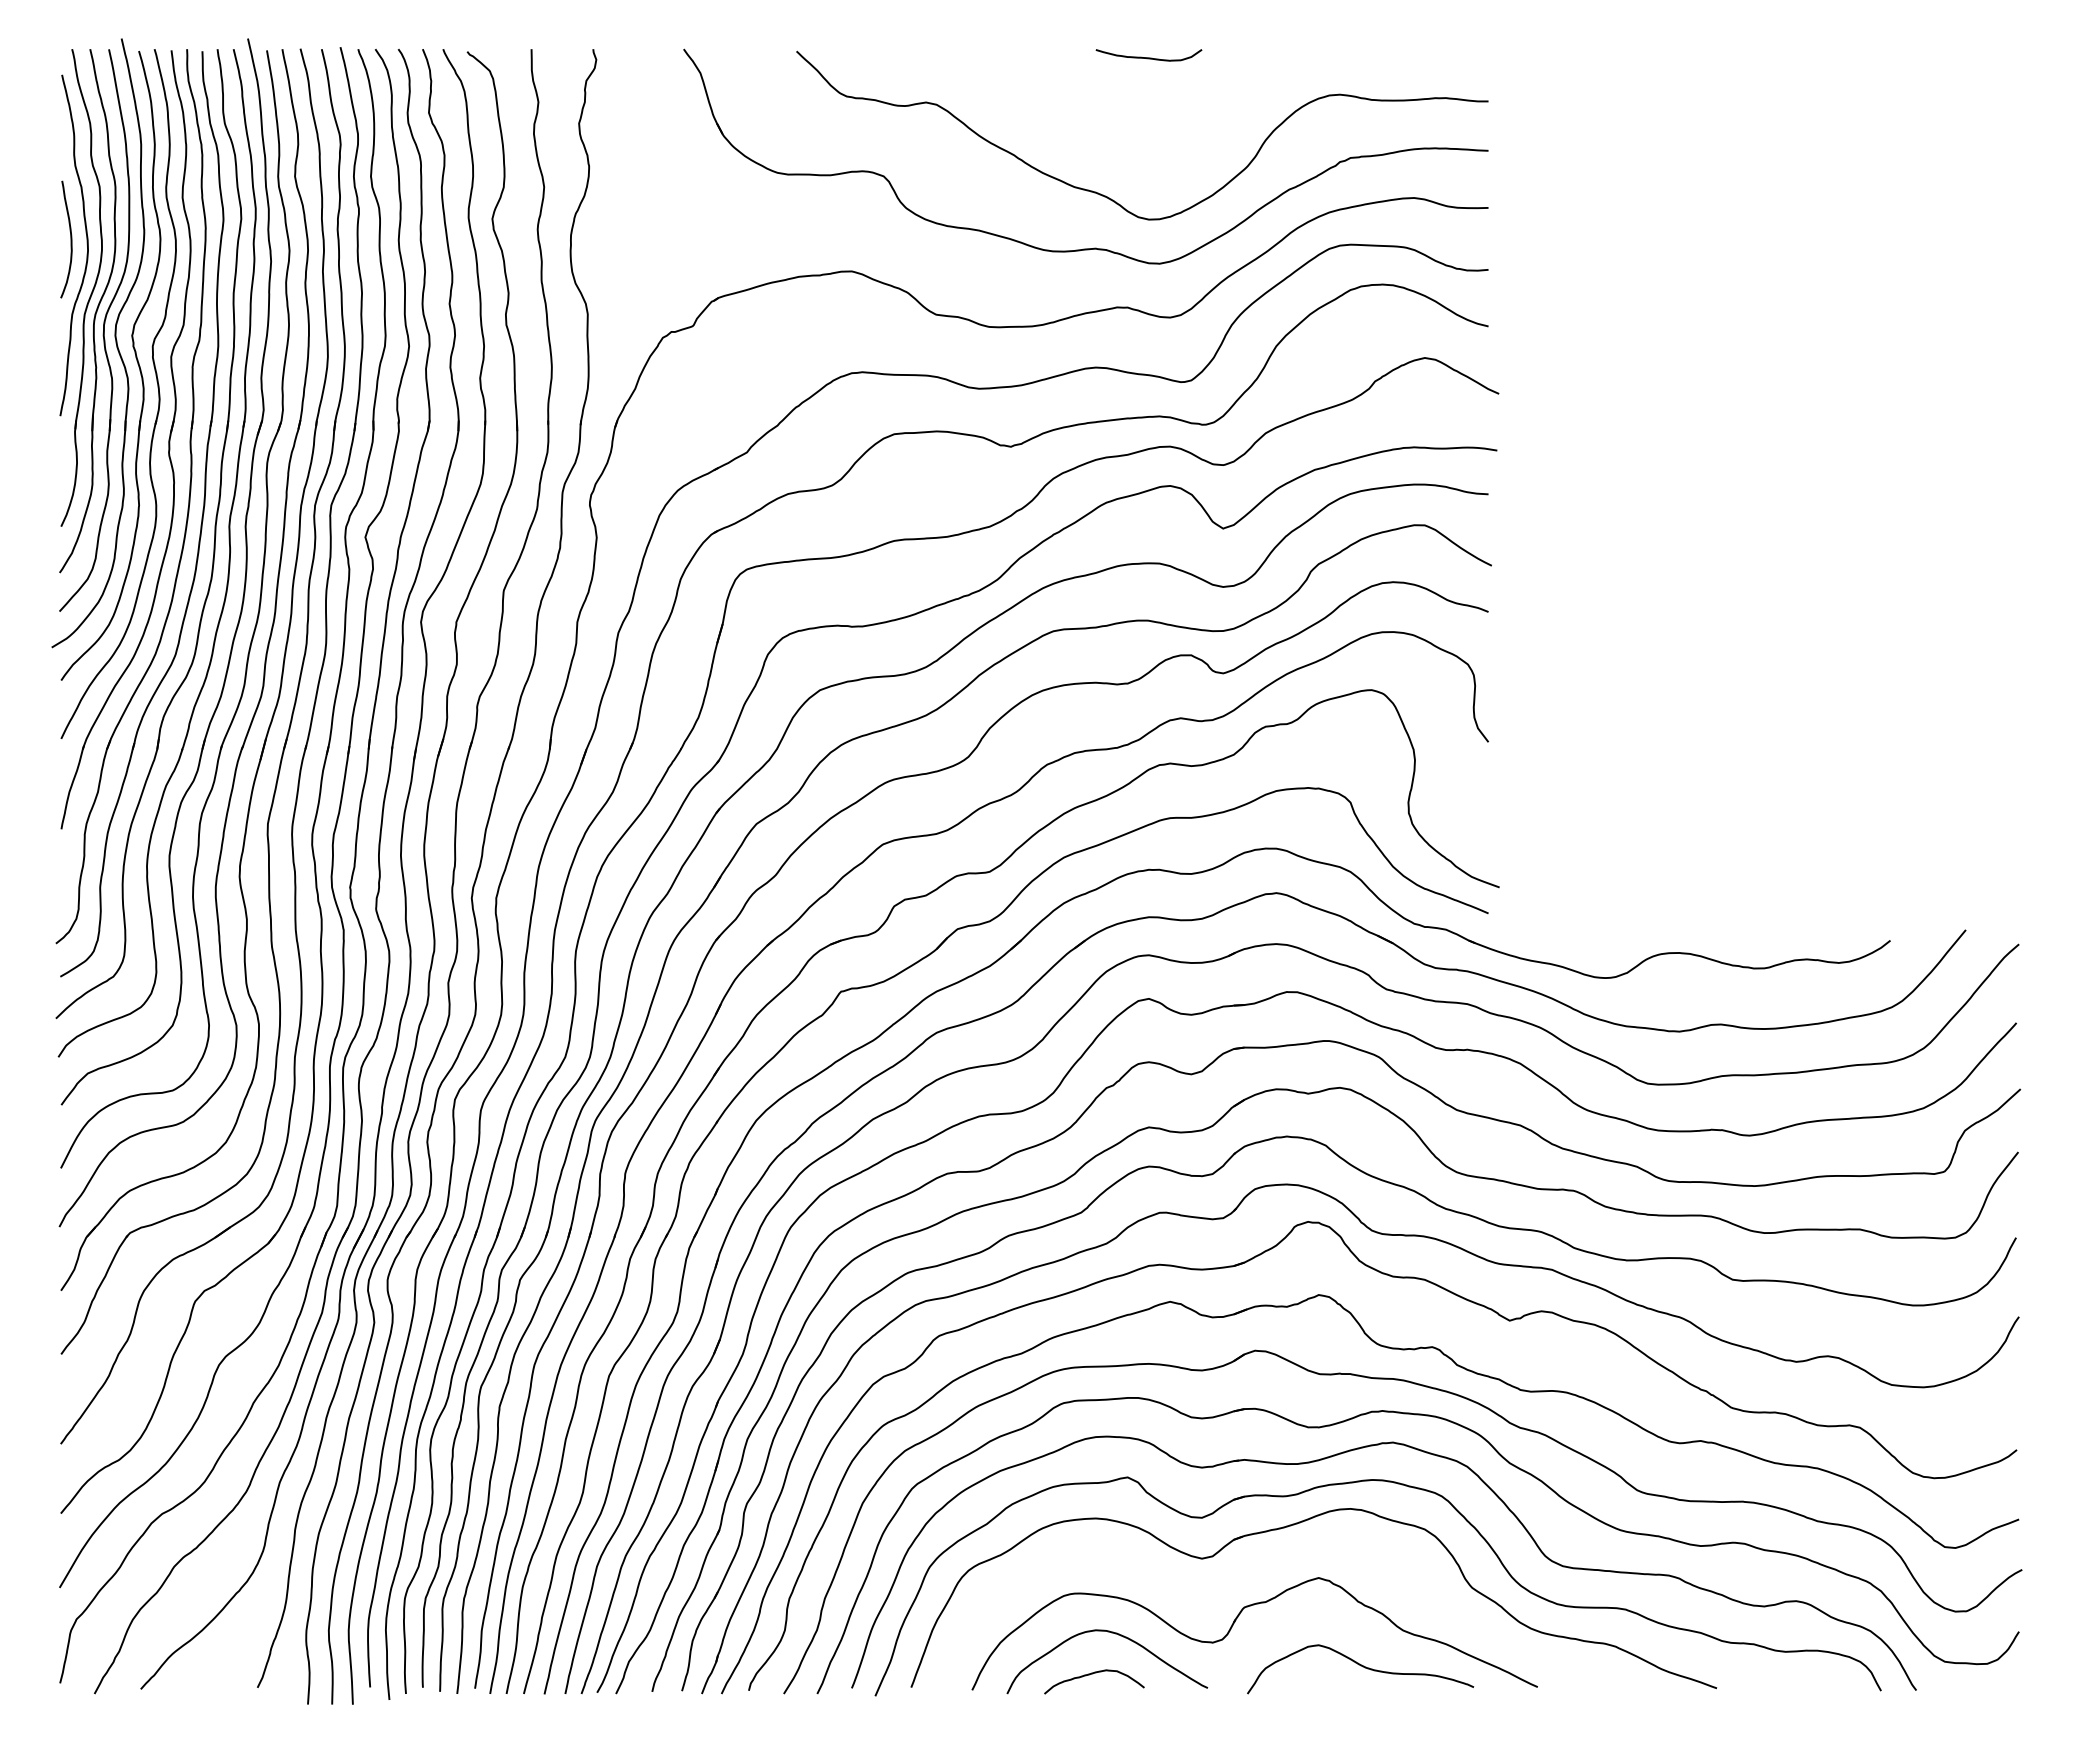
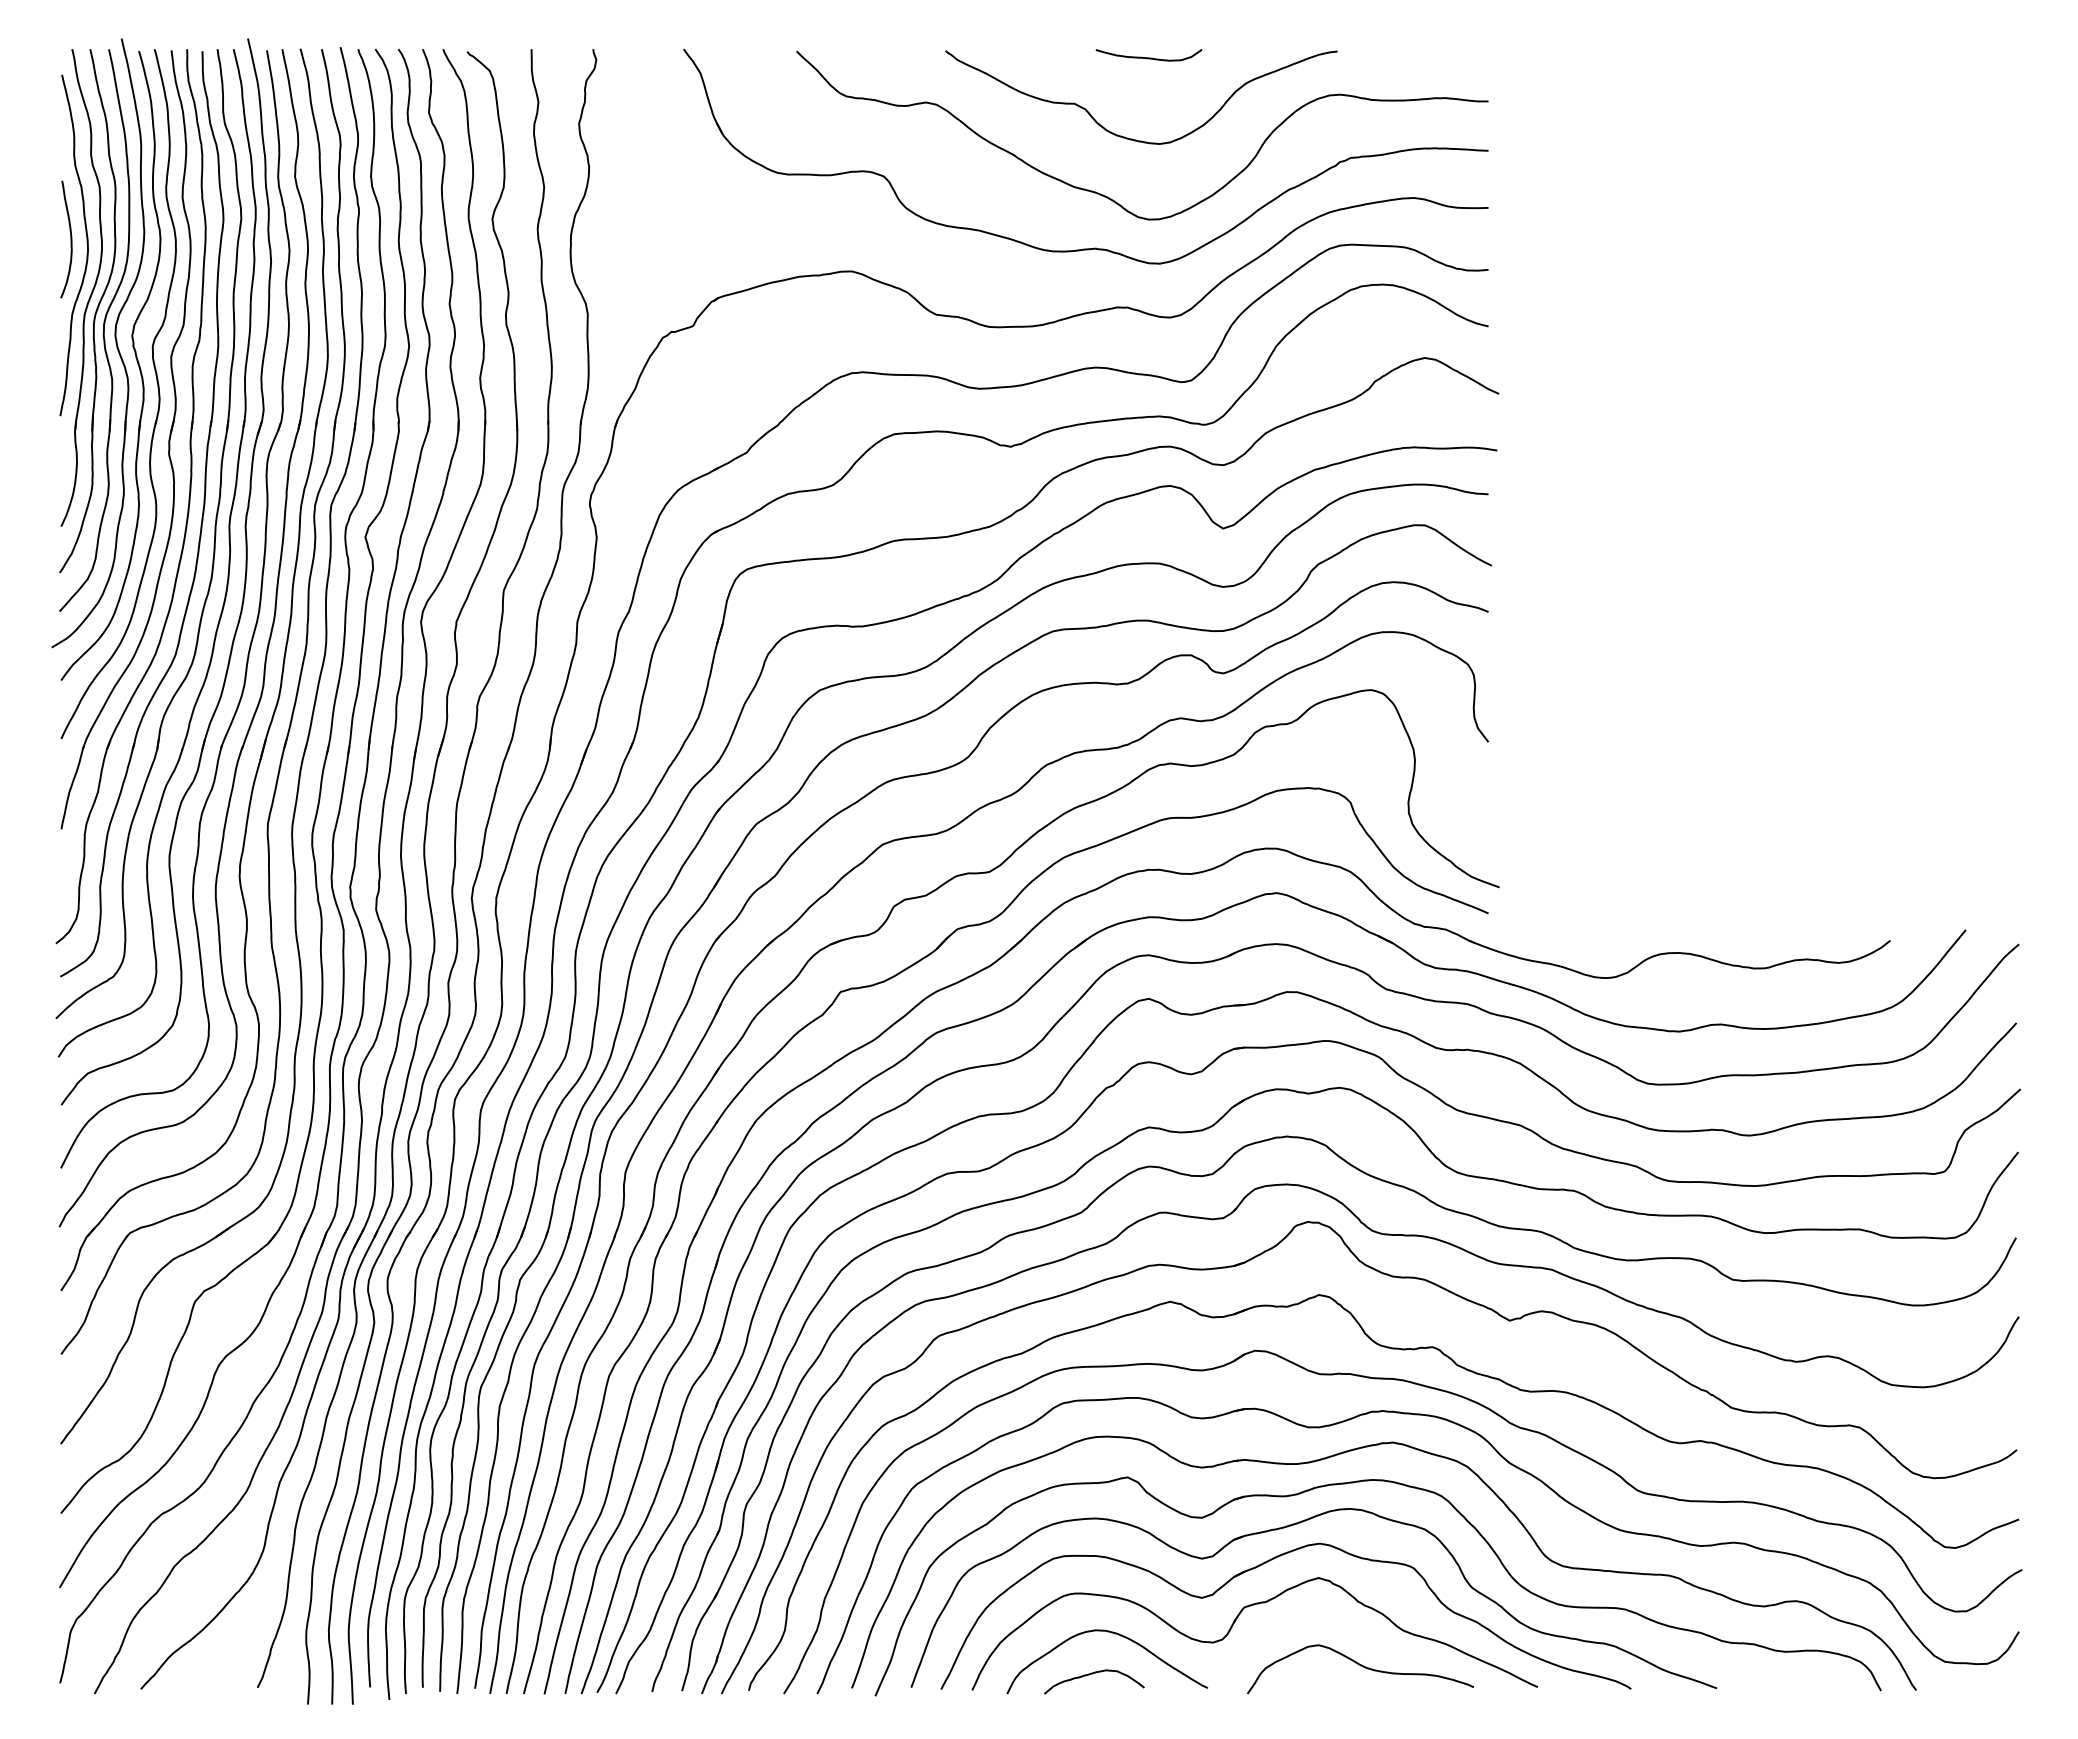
curve: none -> present (1132, 138)
part: none -> present (1256, 1568)
